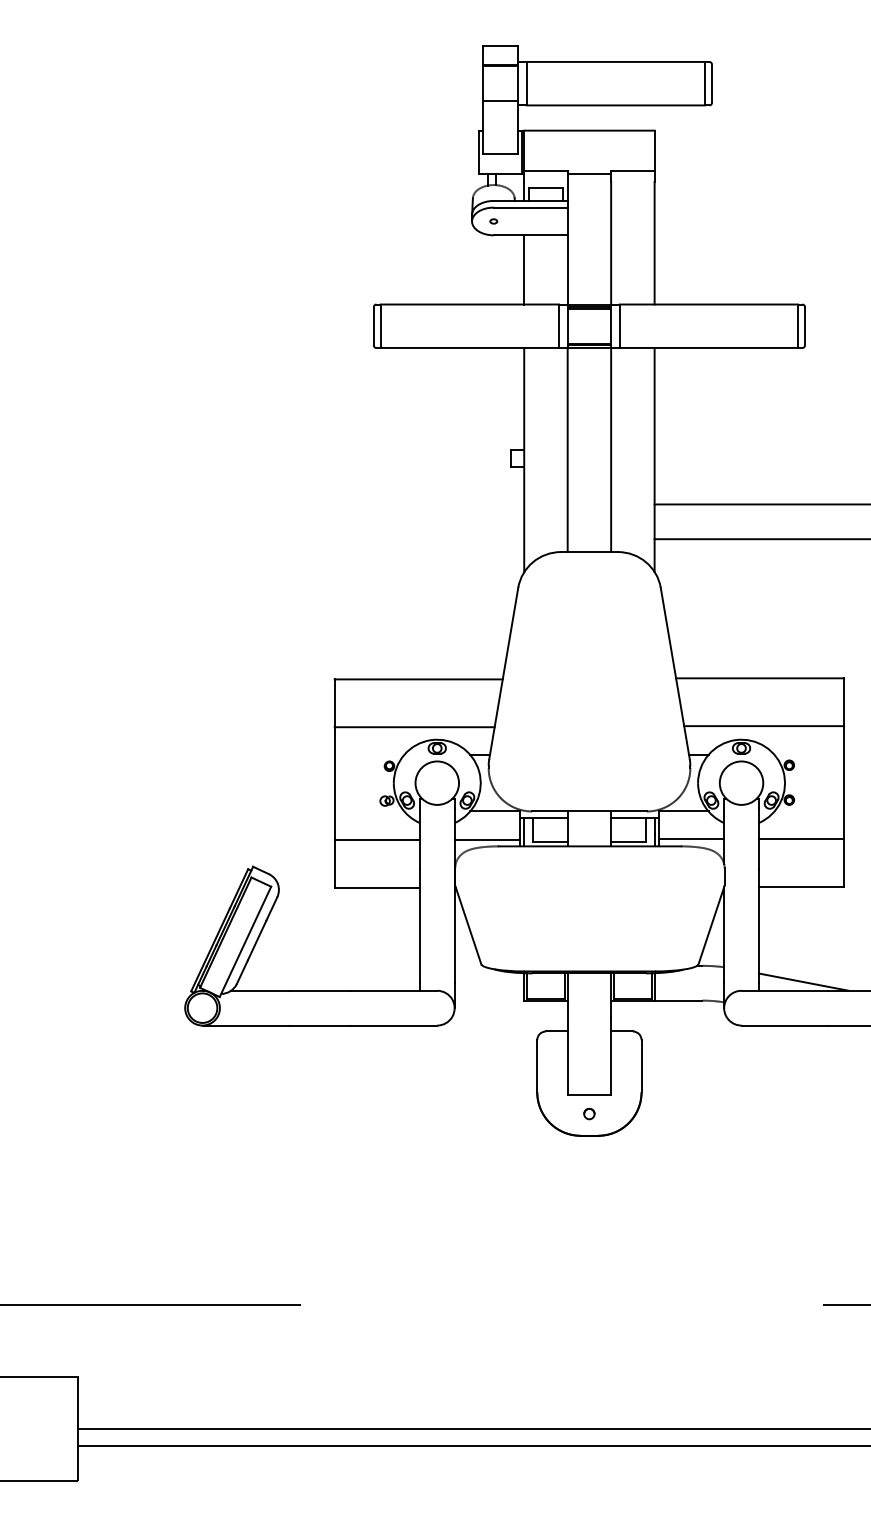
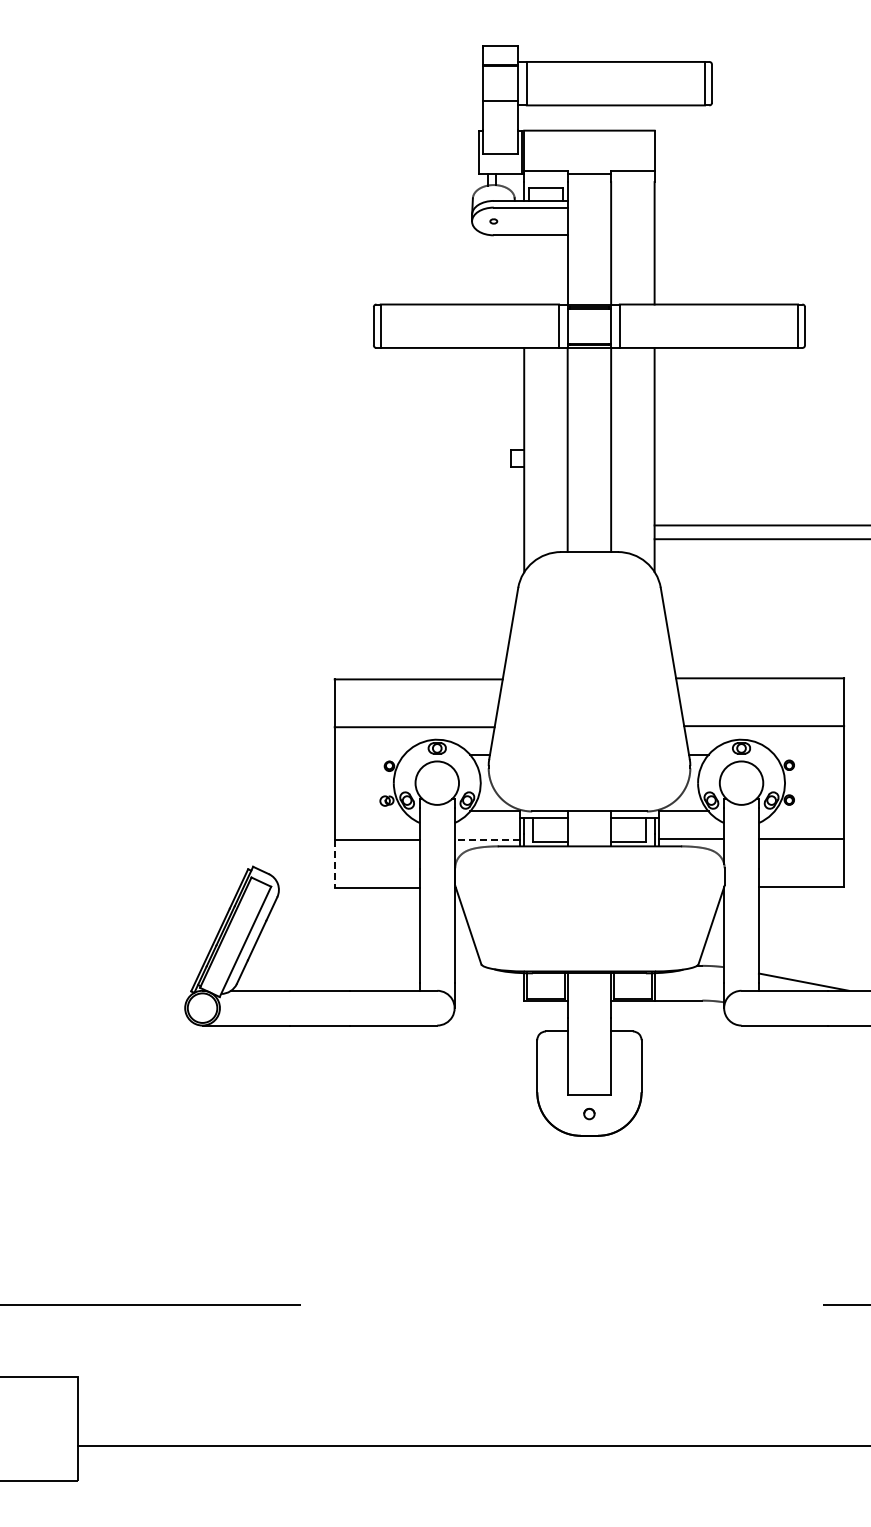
line: present -> none (524, 269)
line position: (760, 504) -> (760, 525) (760, 525)
line: solid -> dashed (487, 840)
line: solid -> dashed (334, 864)
line: present -> none (472, 1429)
